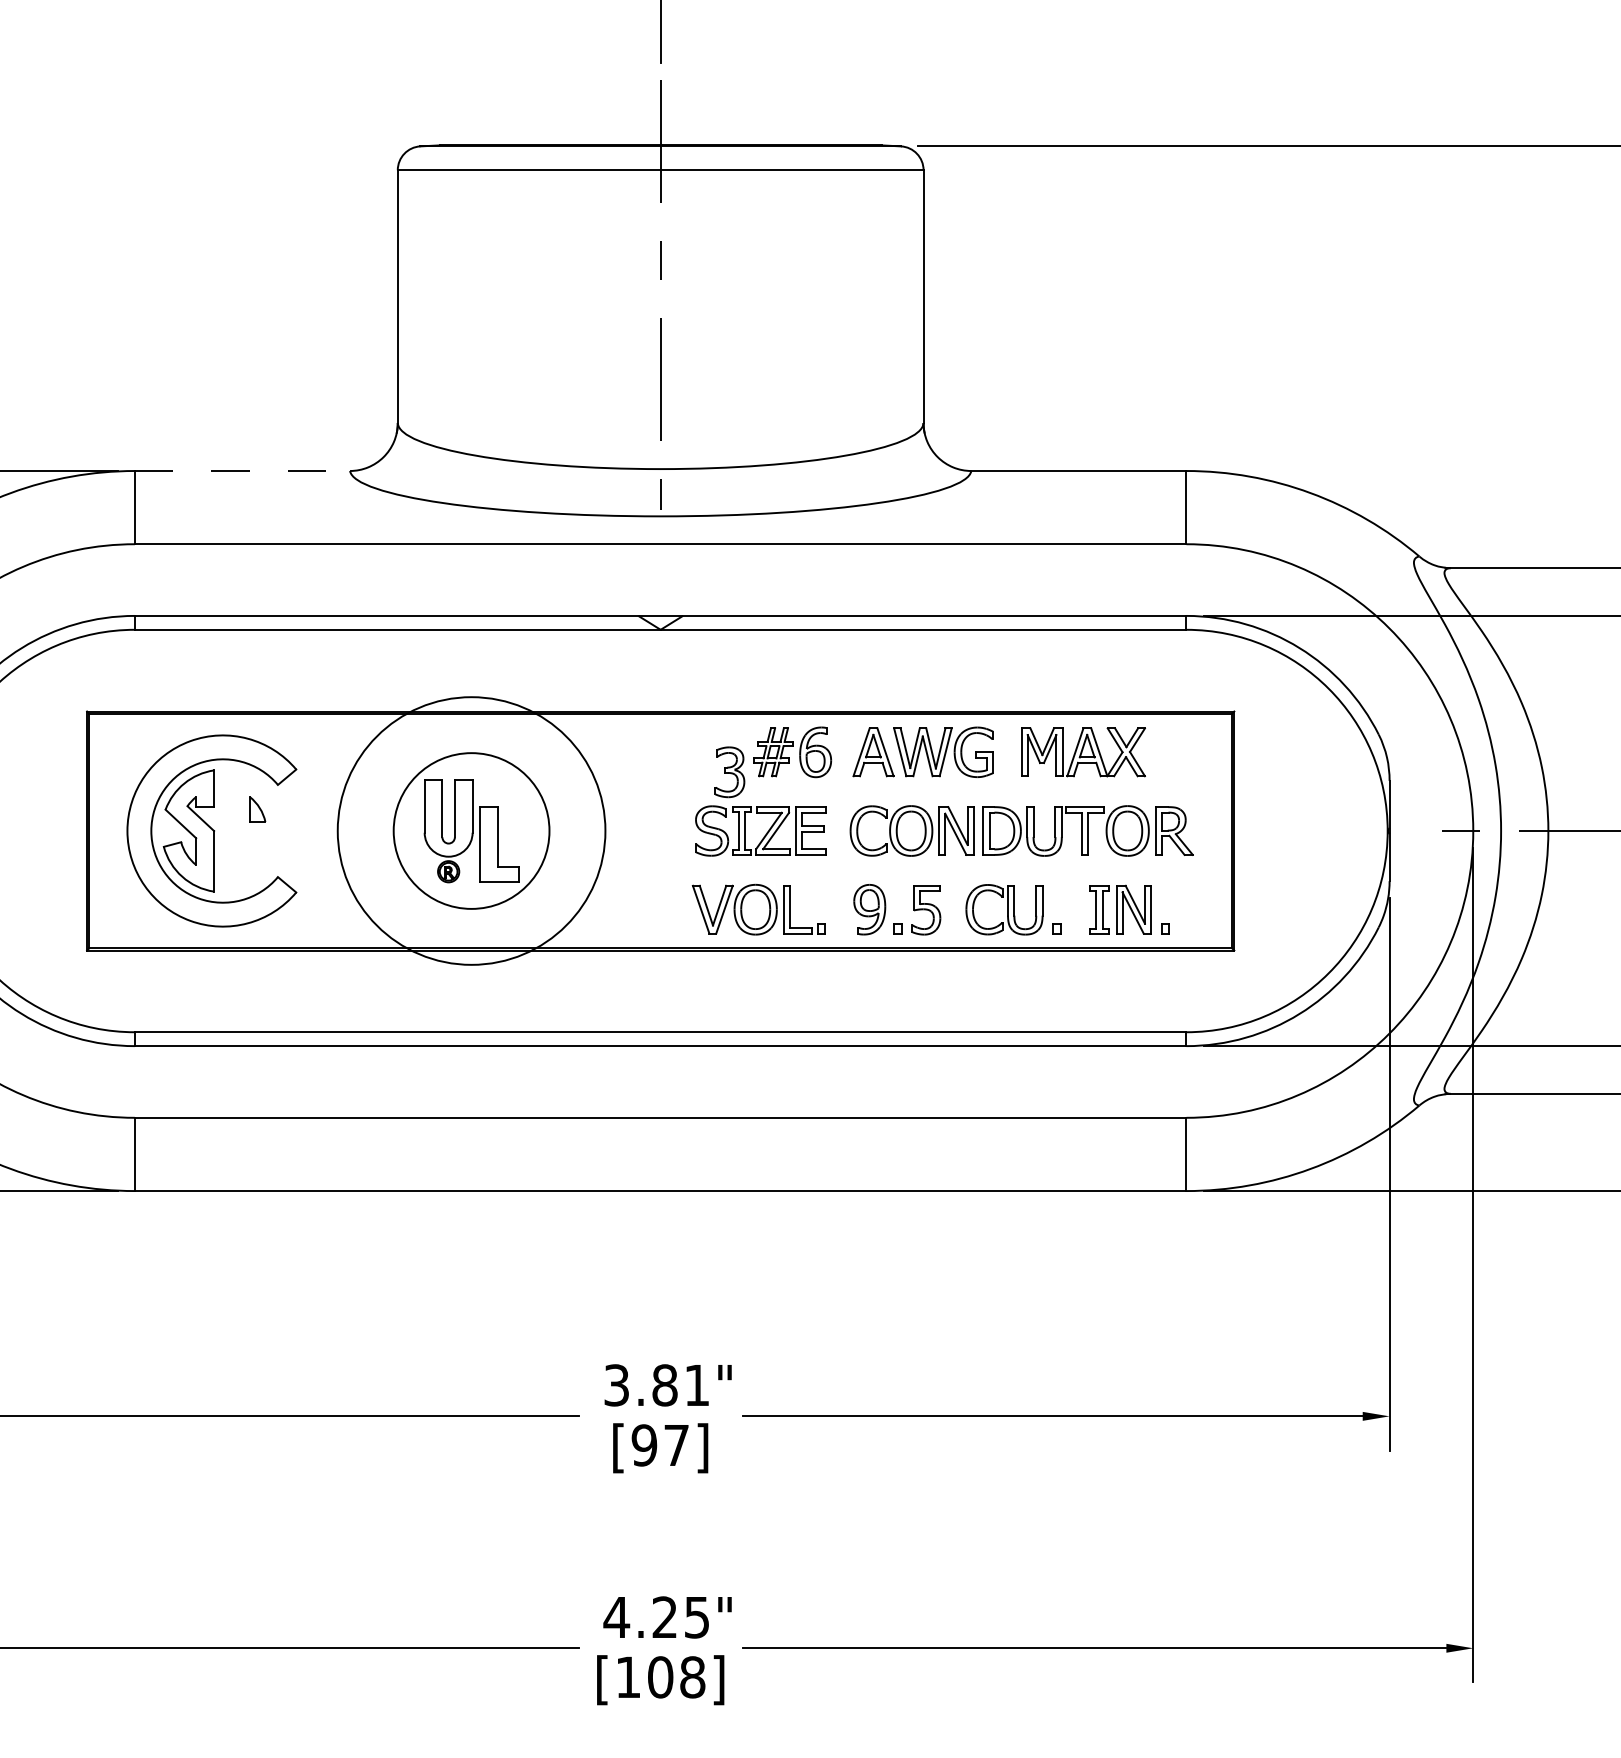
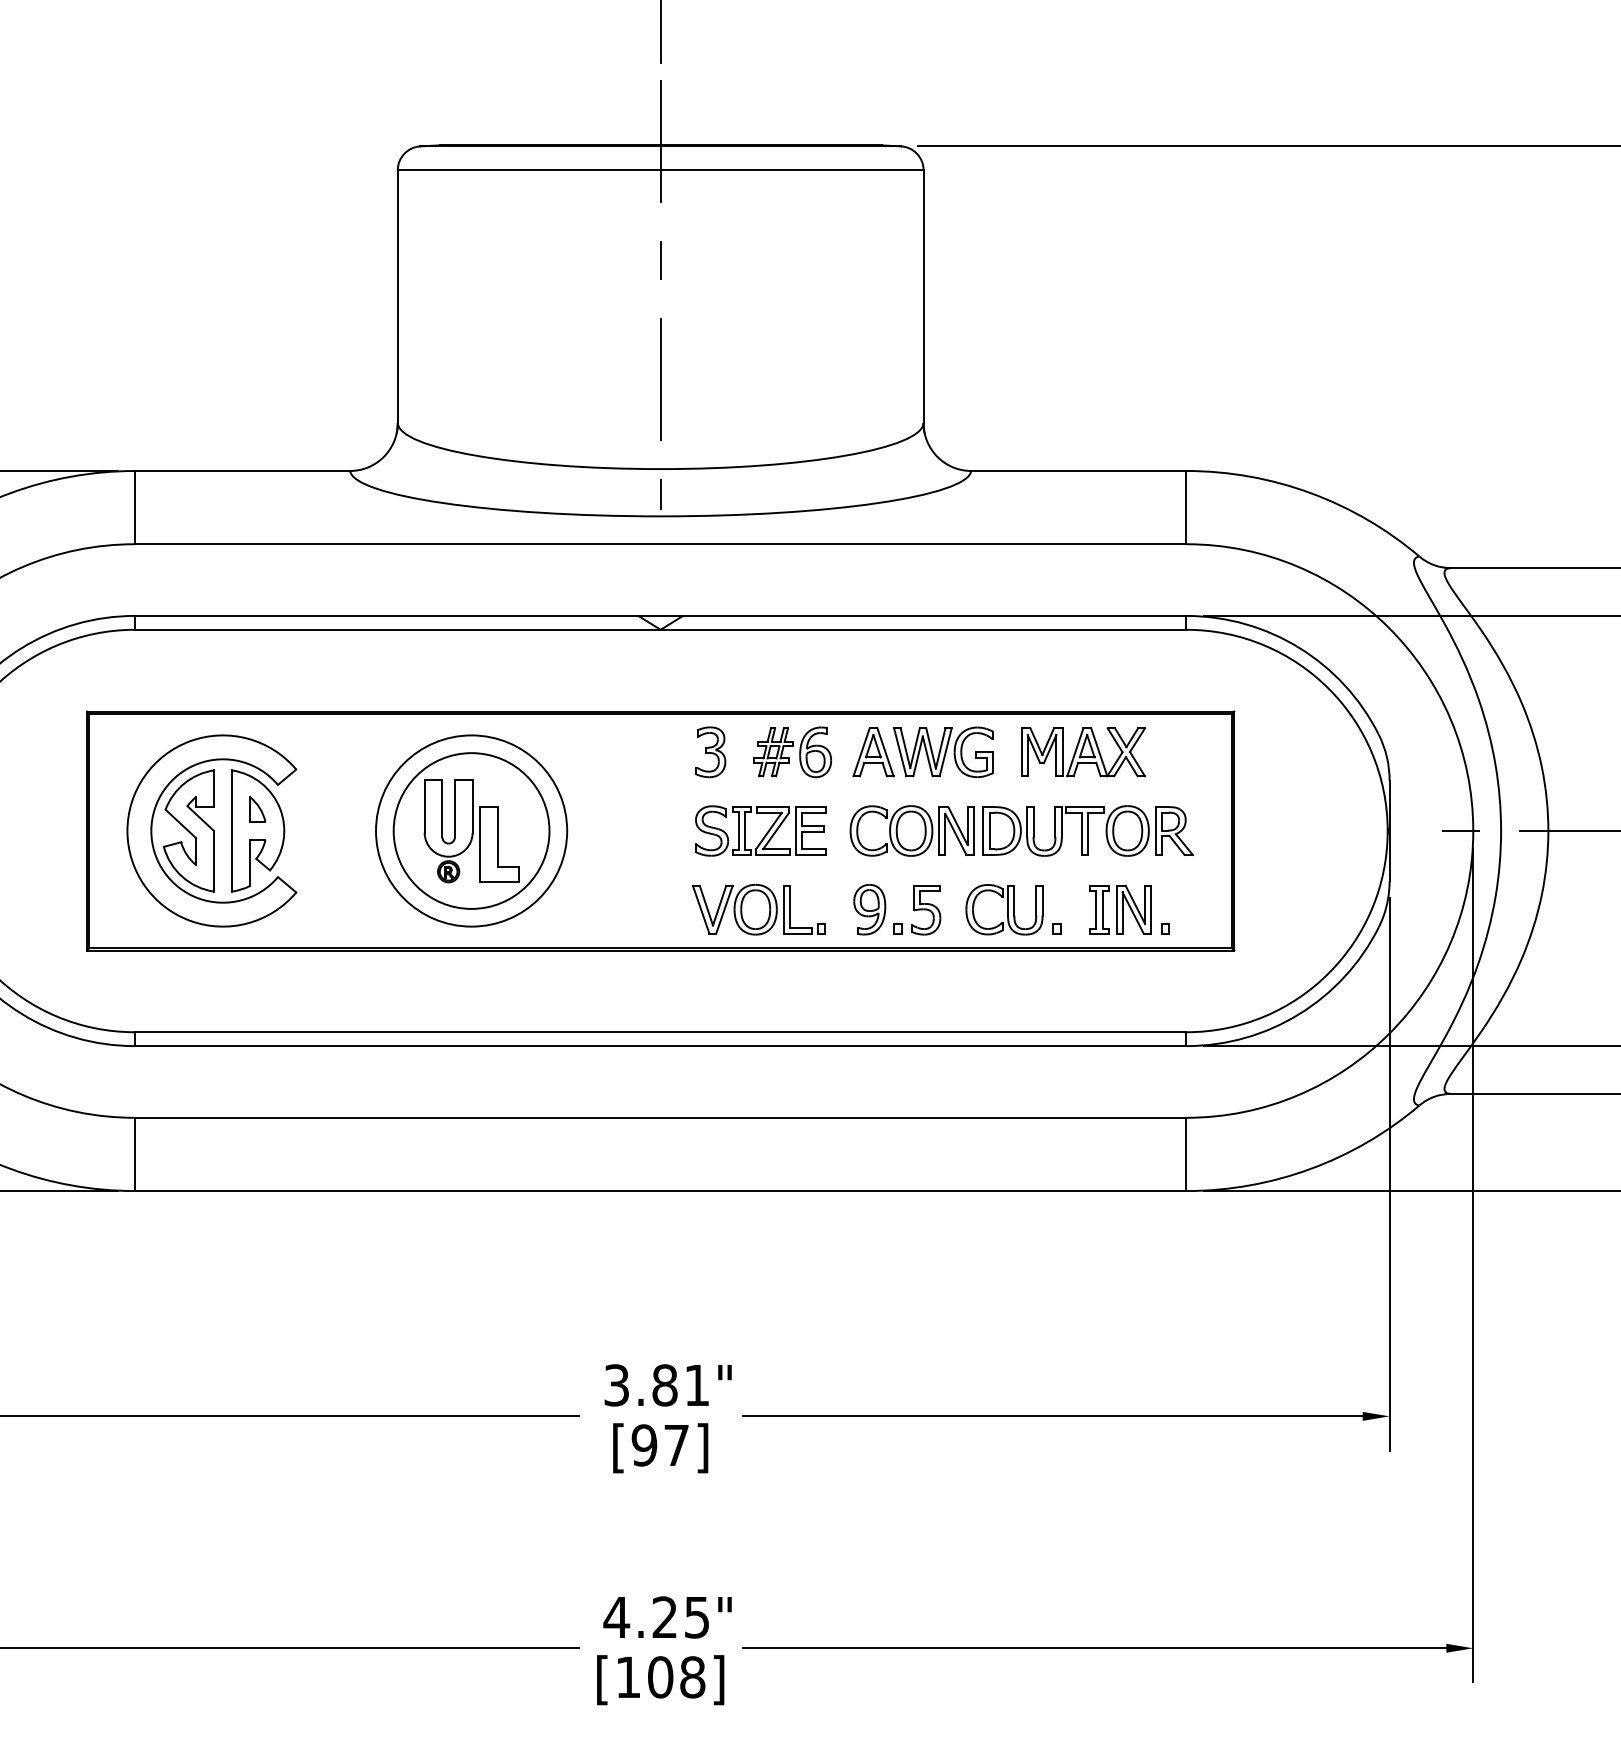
line: dashed -> solid (242, 471)
part position: (729, 772) -> (710, 752) (710, 752)
part: none -> present (258, 830)
circle diameter: 268 px -> 191 px (471, 830)
